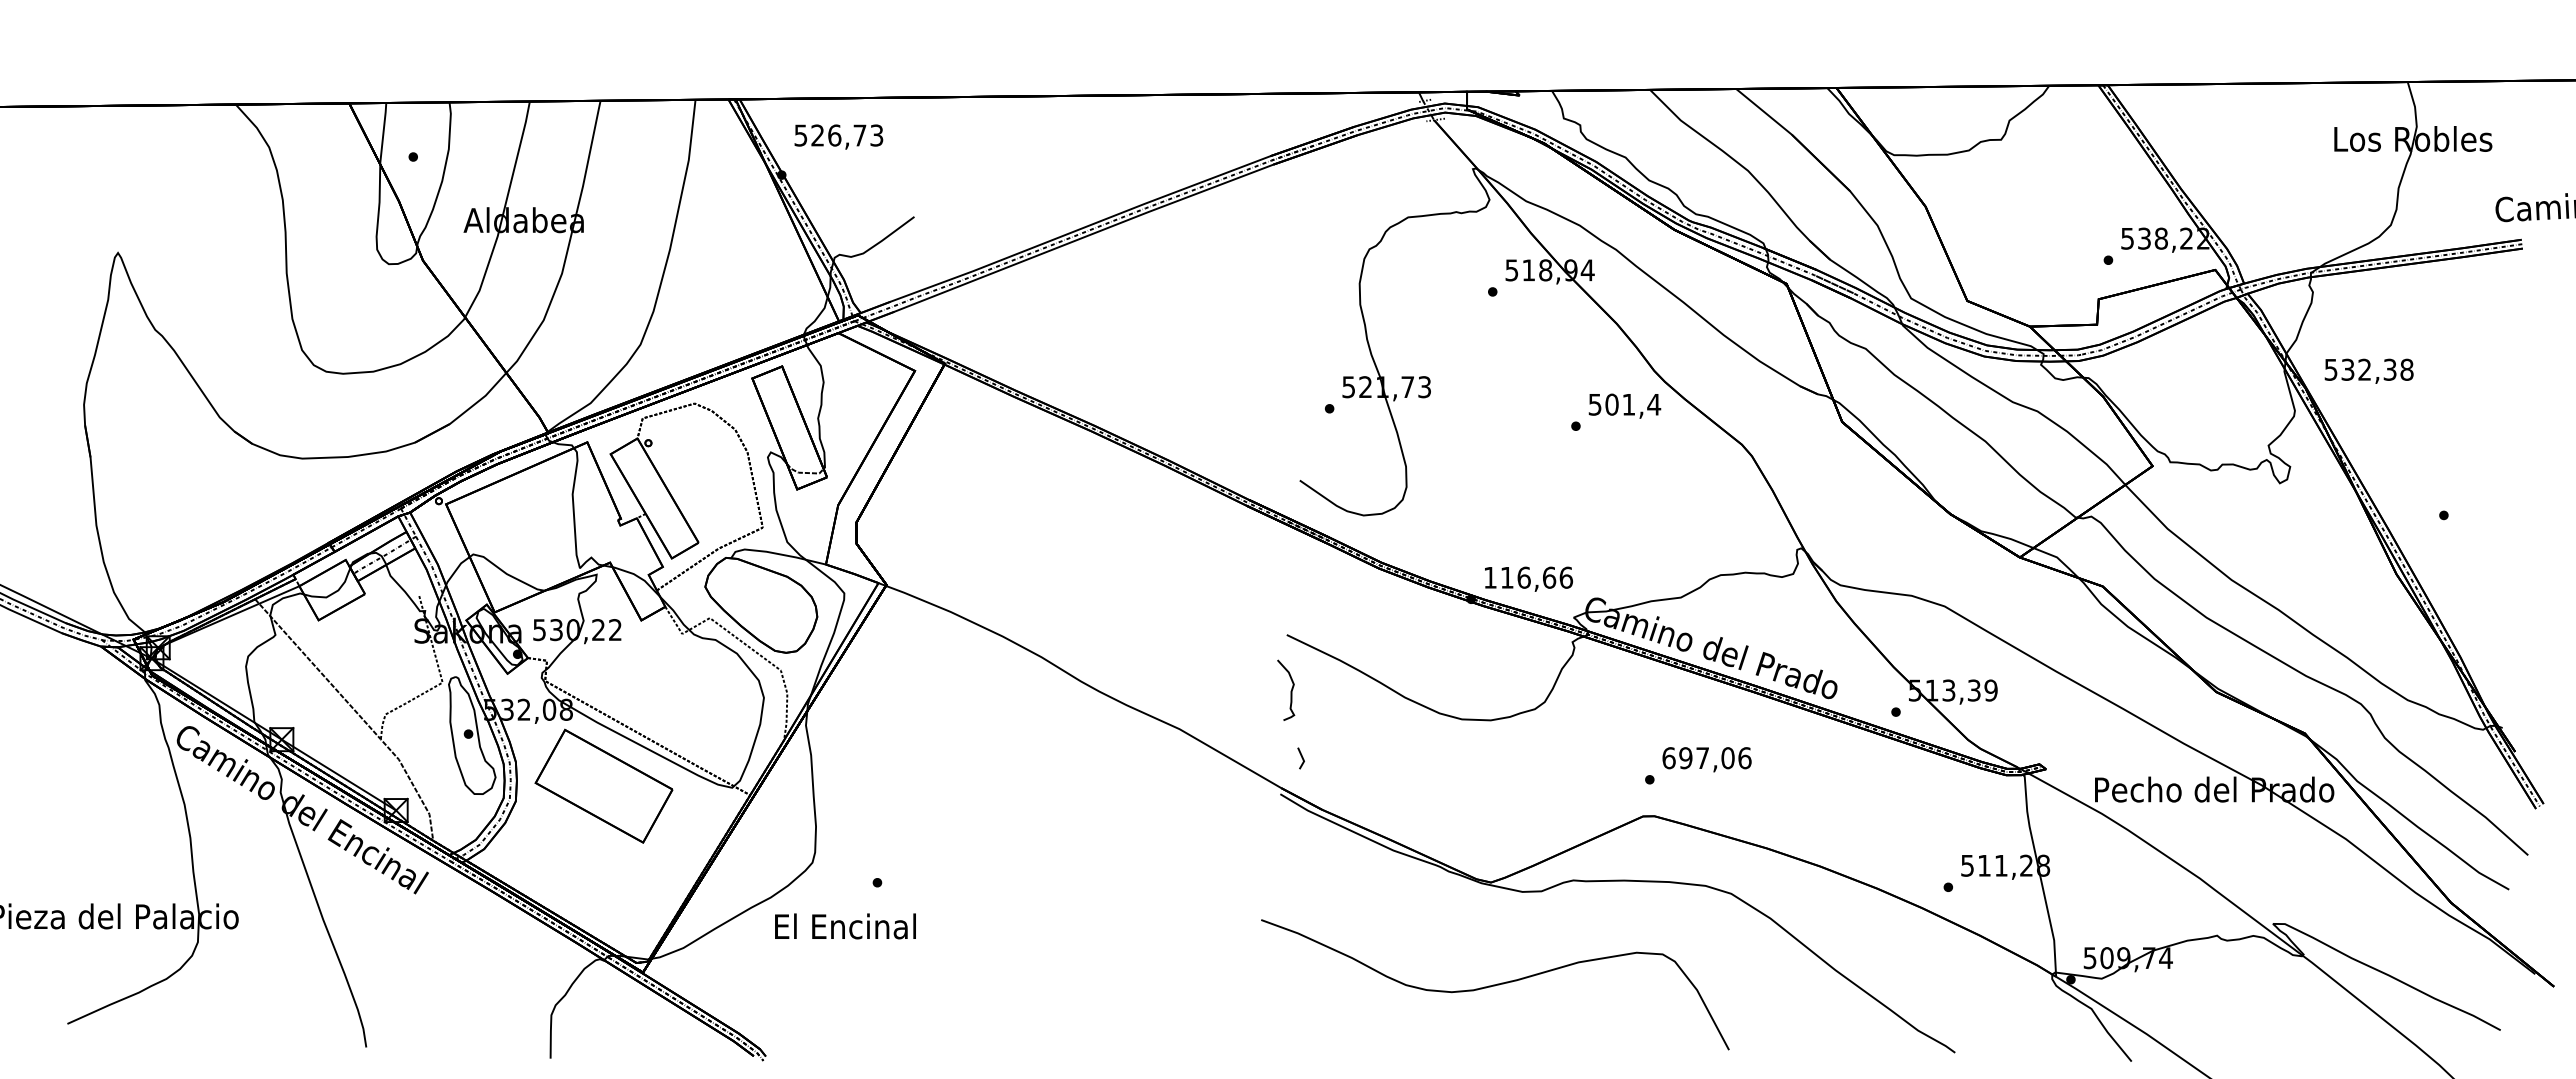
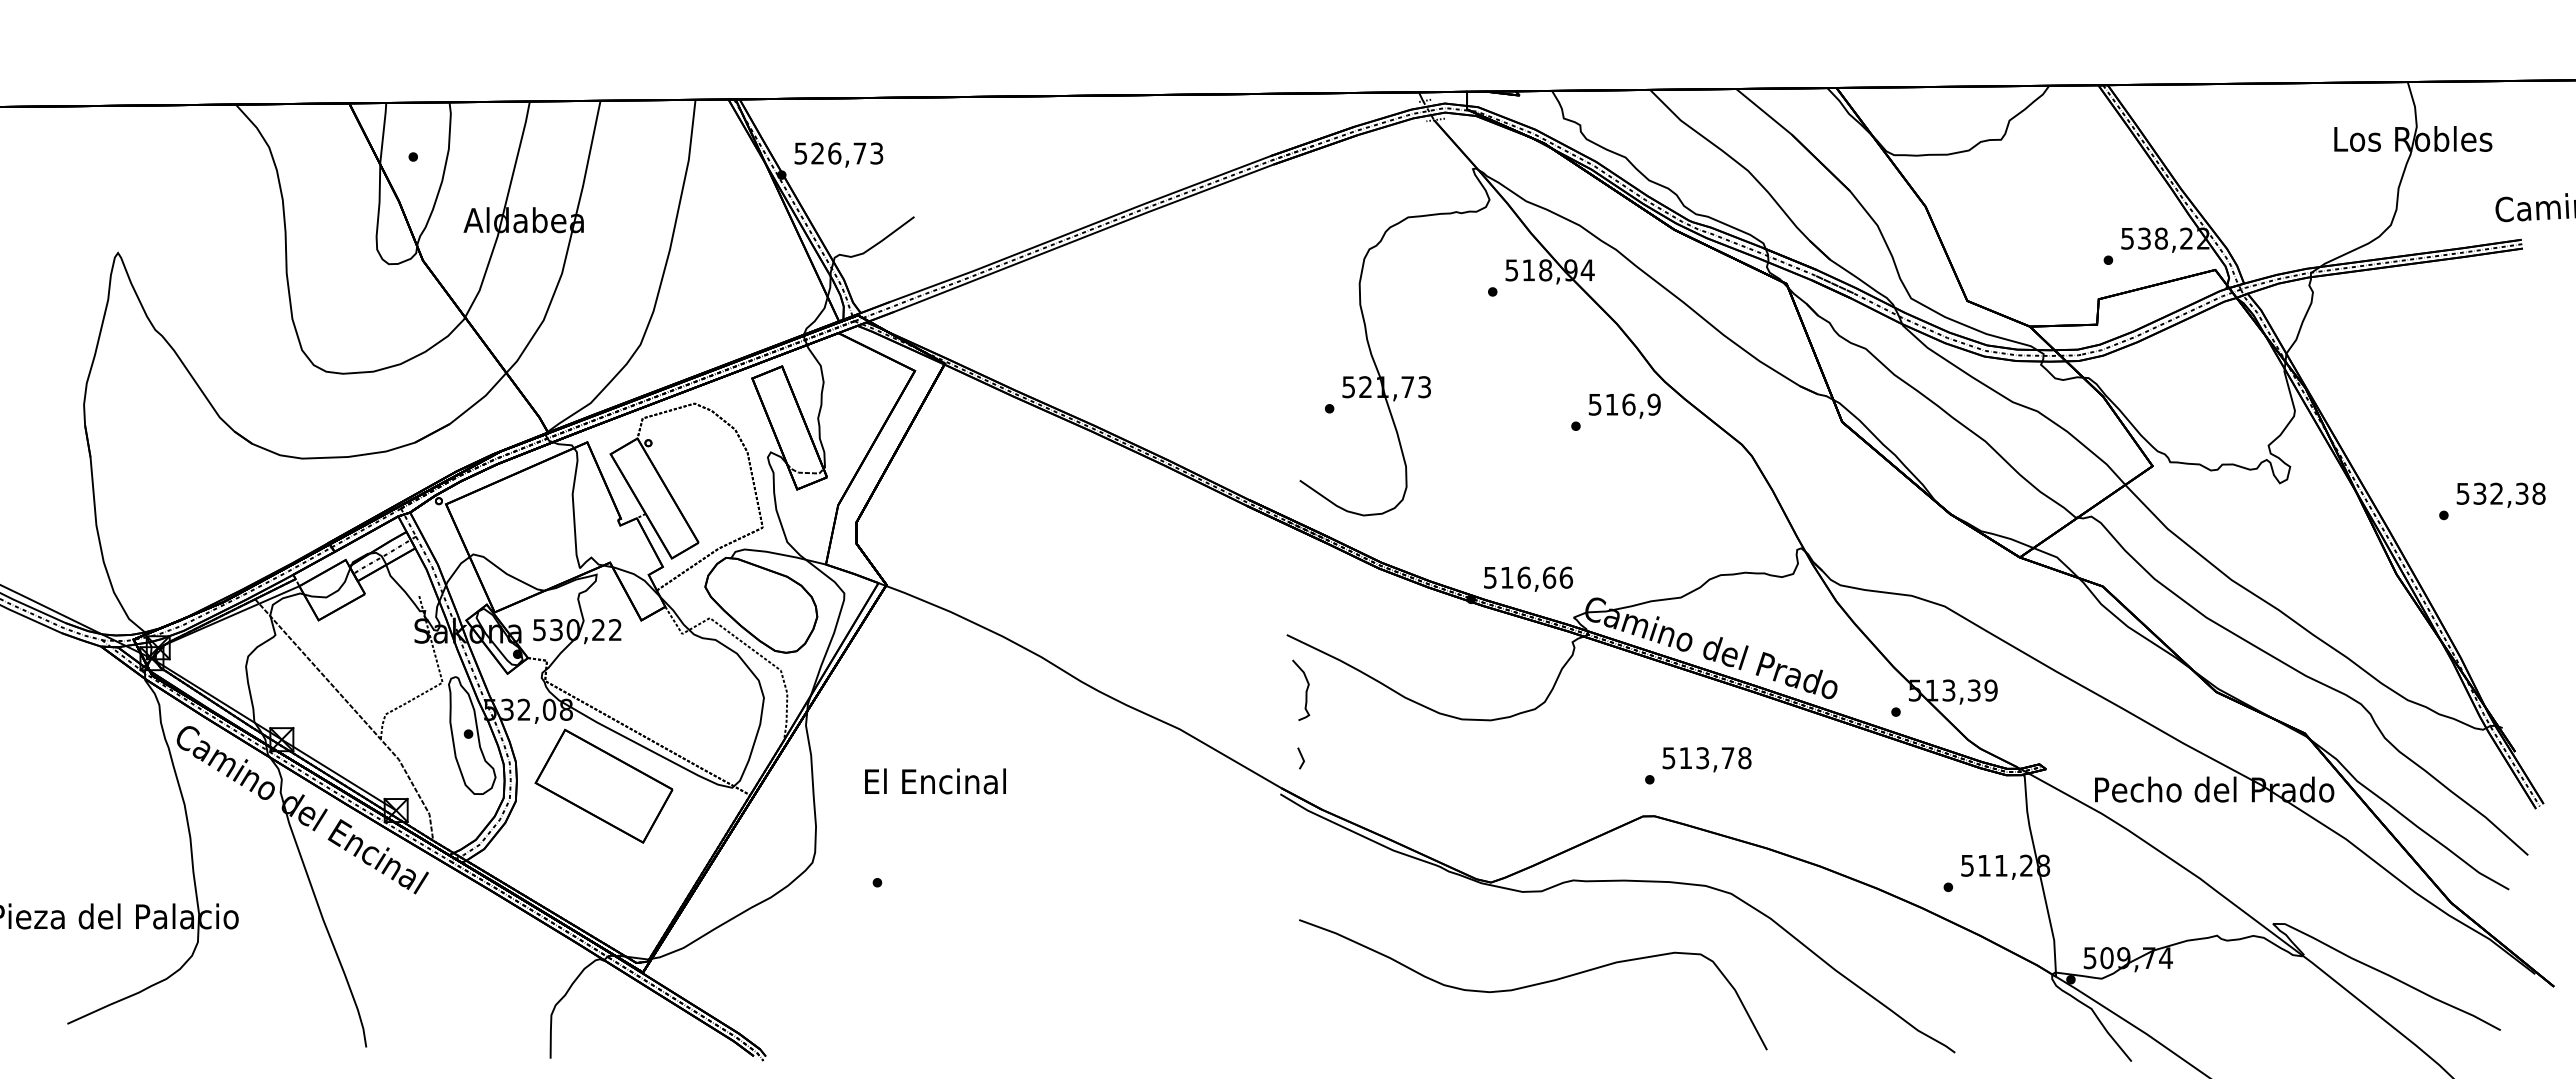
text position: (838, 136) -> (838, 154) (838, 154)
text position: (2368, 370) -> (2500, 494) (2500, 494)
text: 501,4 -> 516,9 (1633, 404)
text: 116,66 -> 516,66 (1490, 577)
curve position: (1290, 691) -> (1305, 691) (1305, 691)
text: 697,06 -> 513,78 (1706, 758)
text position: (845, 926) -> (935, 781) (935, 781)
curve position: (1495, 984) -> (1533, 984) (1533, 984)
